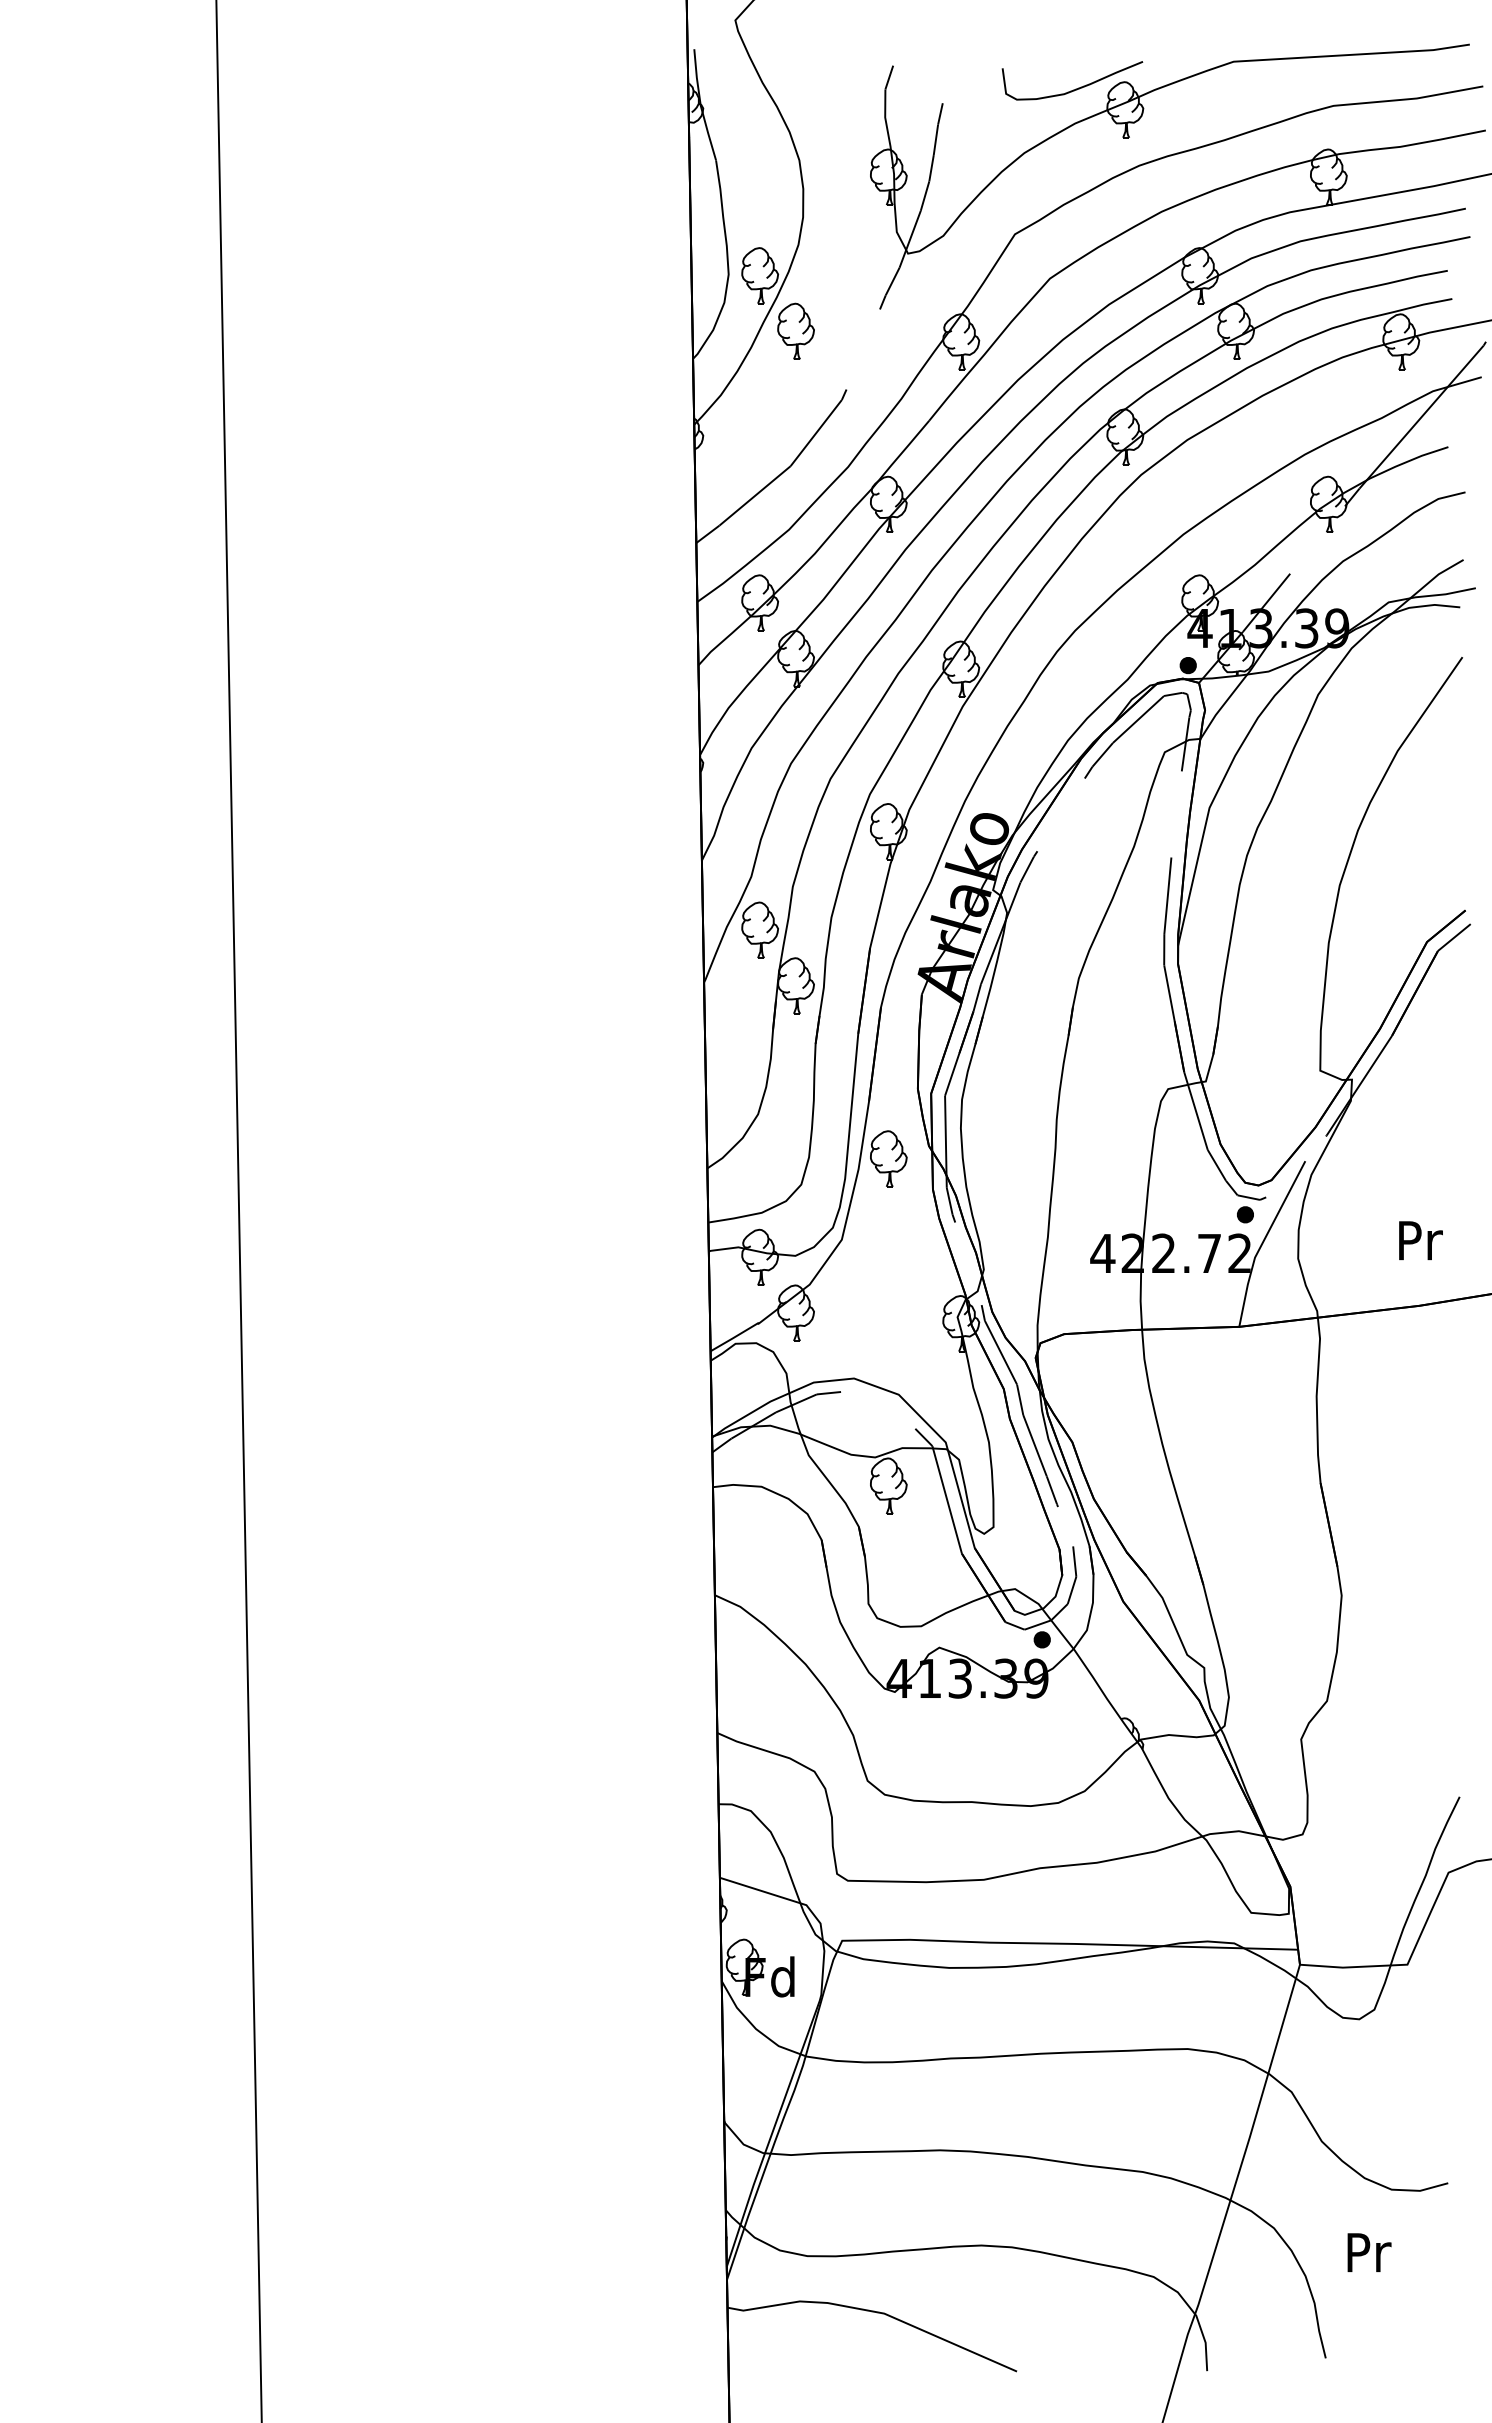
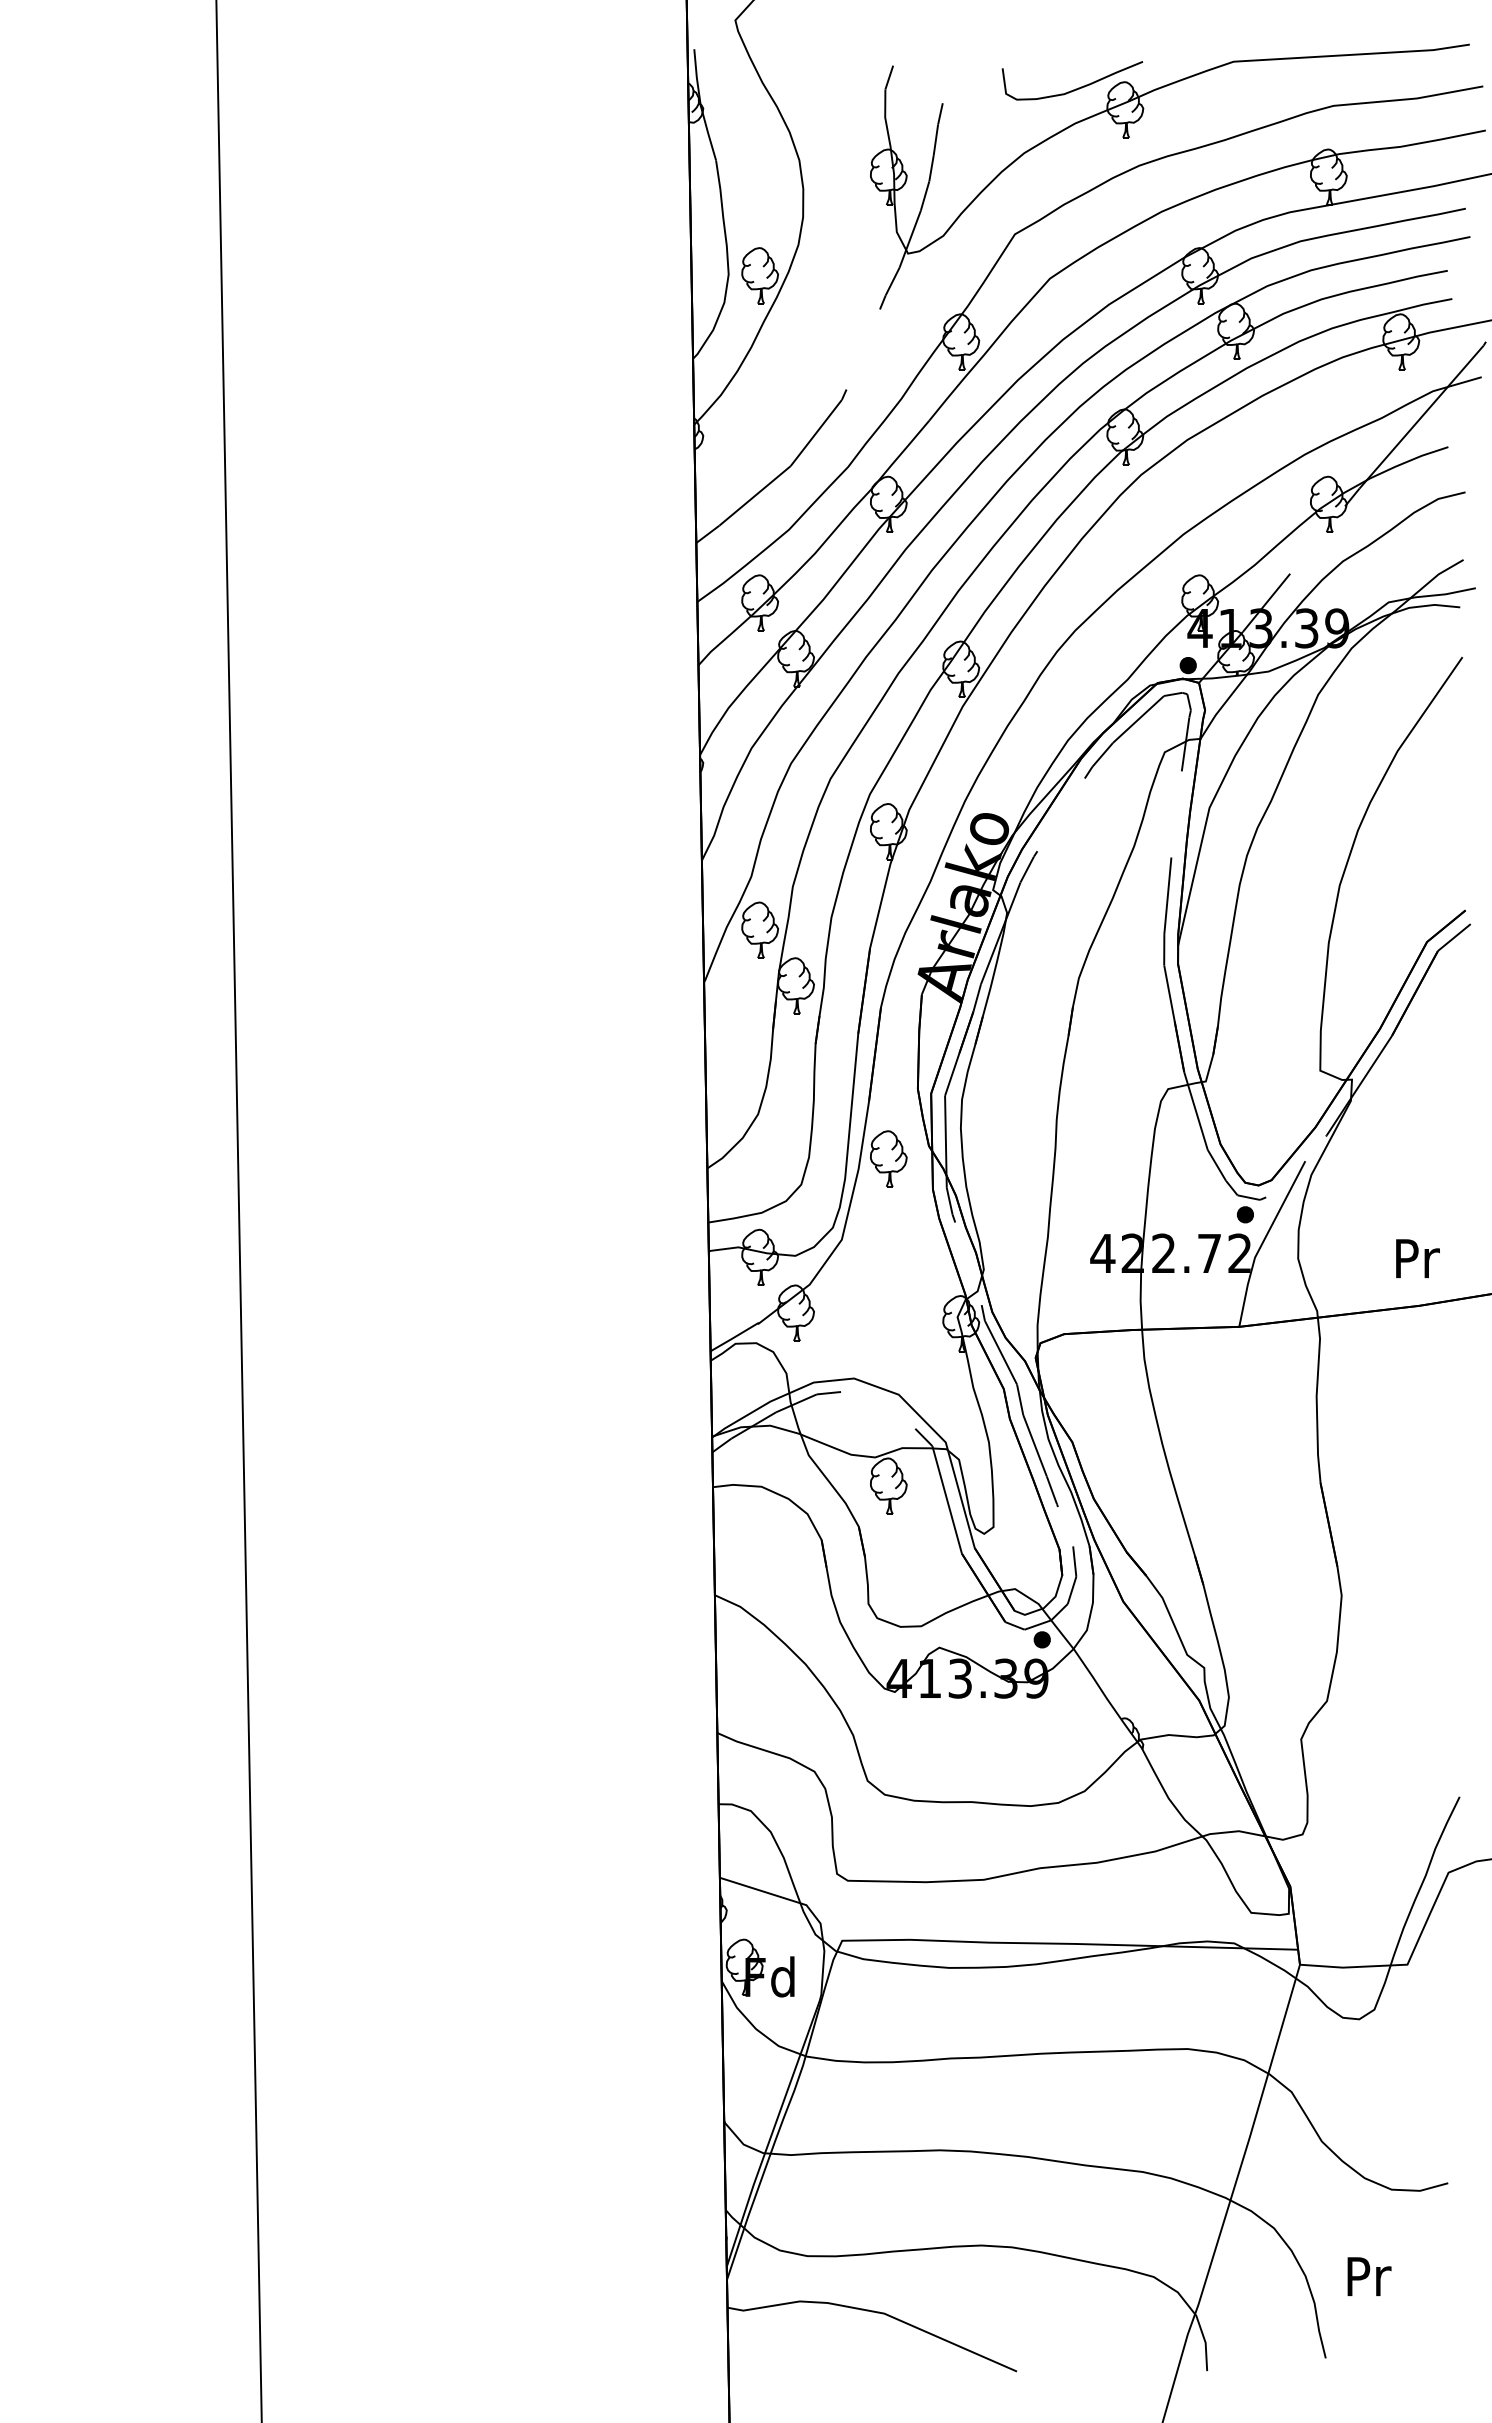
part: present -> none (795, 330)
text position: (1420, 1240) -> (1417, 1258) (1417, 1258)
text position: (1369, 2252) -> (1369, 2276) (1369, 2276)
